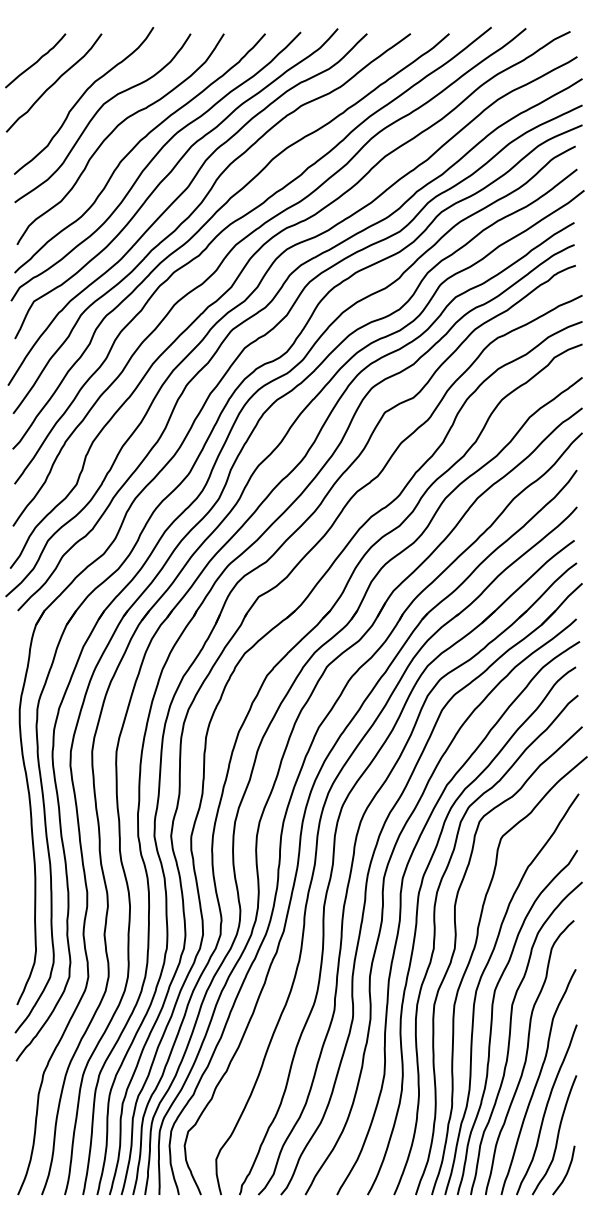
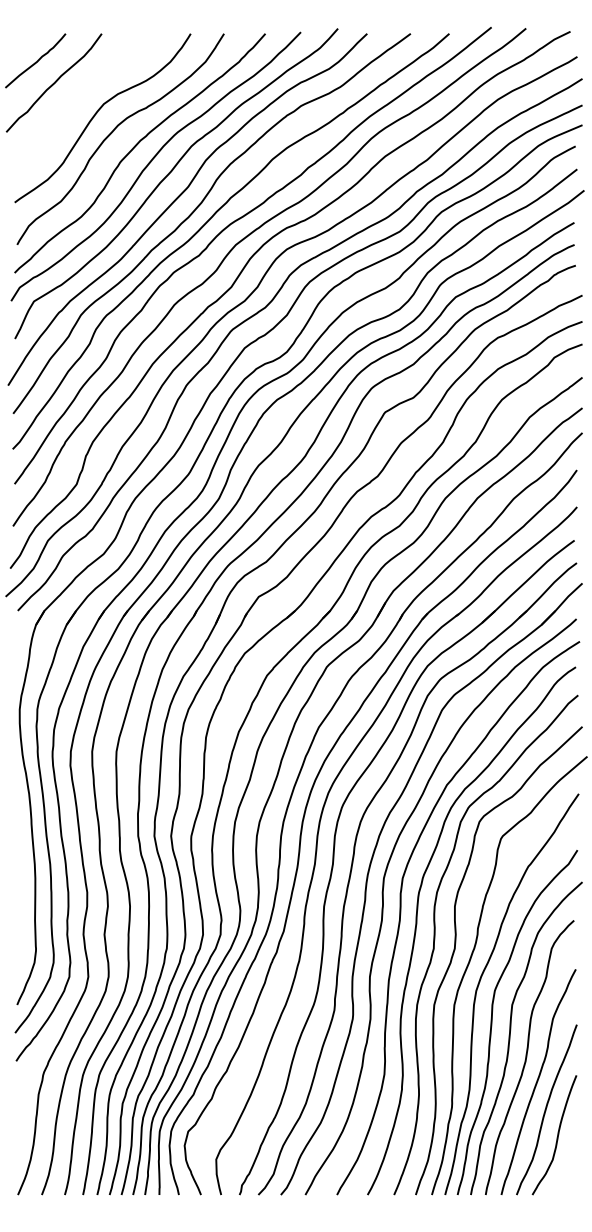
curve: present -> none (81, 98)
curve: present -> none (566, 1171)
